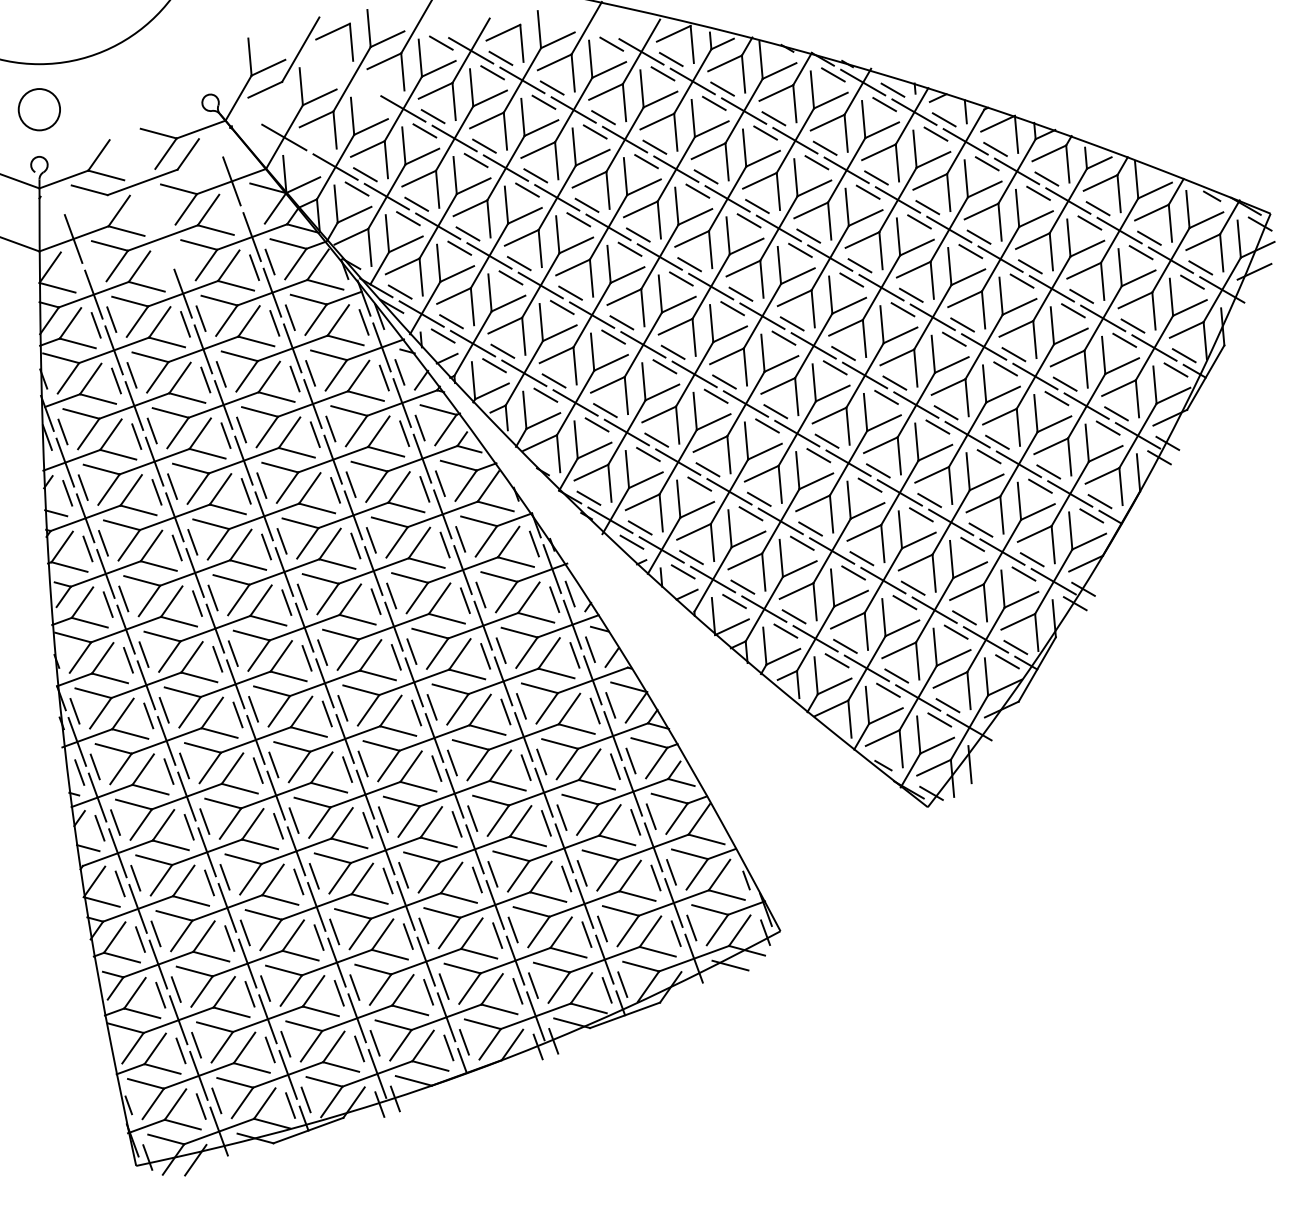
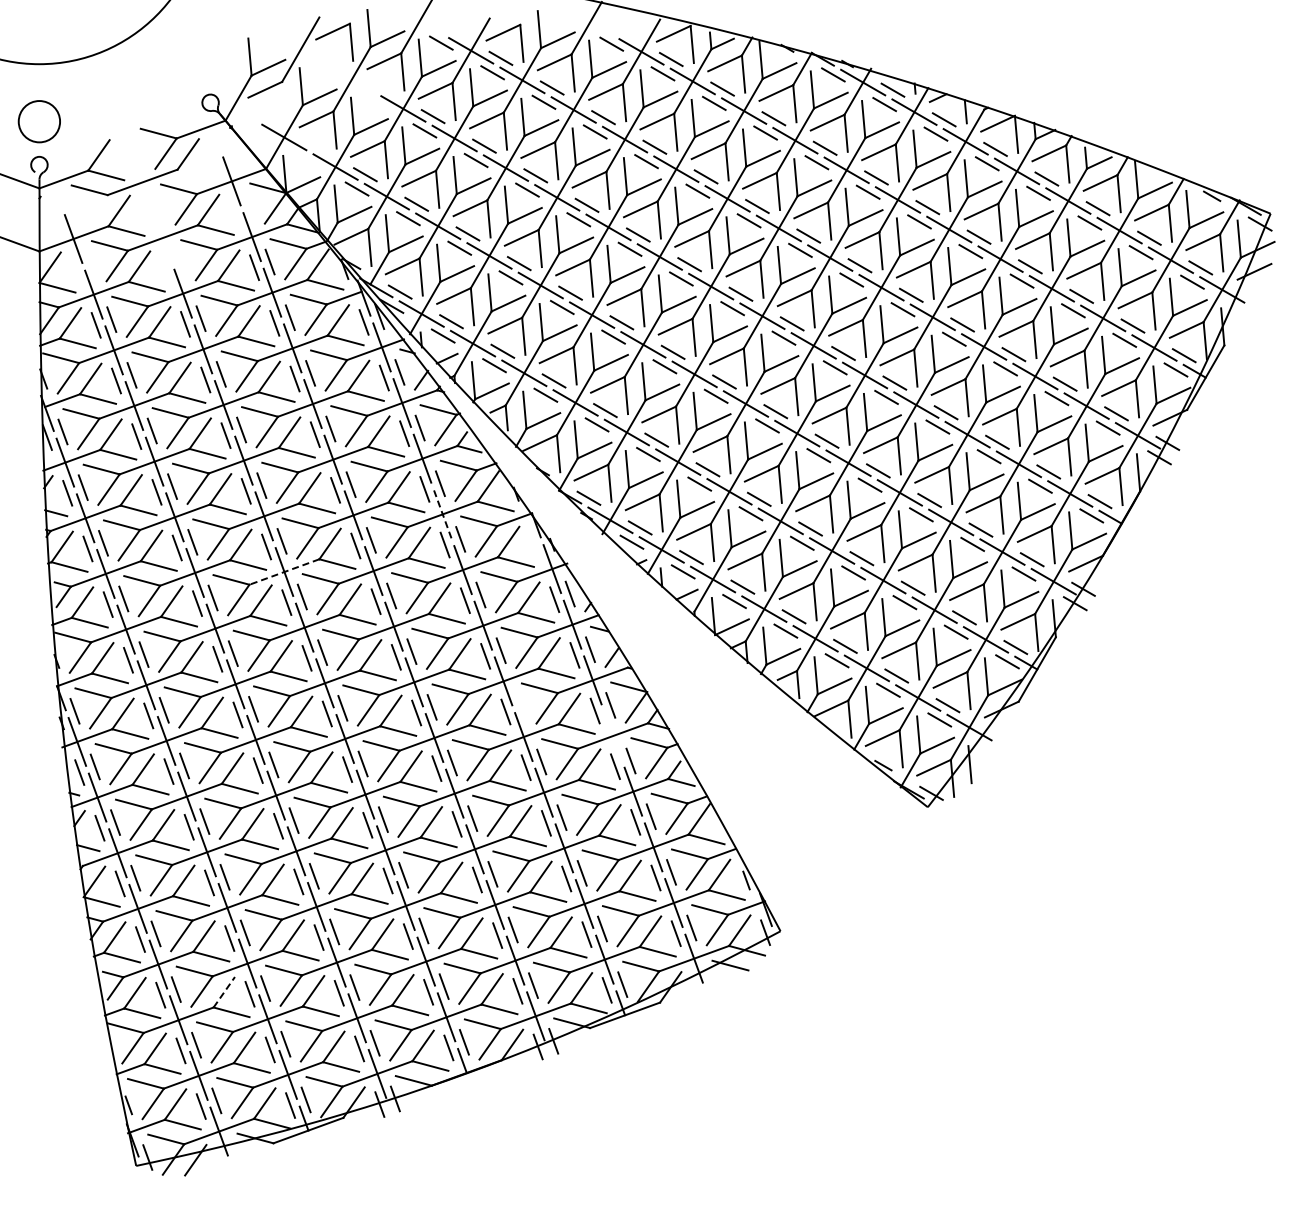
circle position: (38, 109) -> (38, 121) (38, 121)
line: solid -> dashed (442, 513)
line: present -> none (533, 543)
line: solid -> dashed (283, 572)
line: present -> none (520, 706)
line: present -> none (612, 735)
line: solid -> dashed (224, 992)
